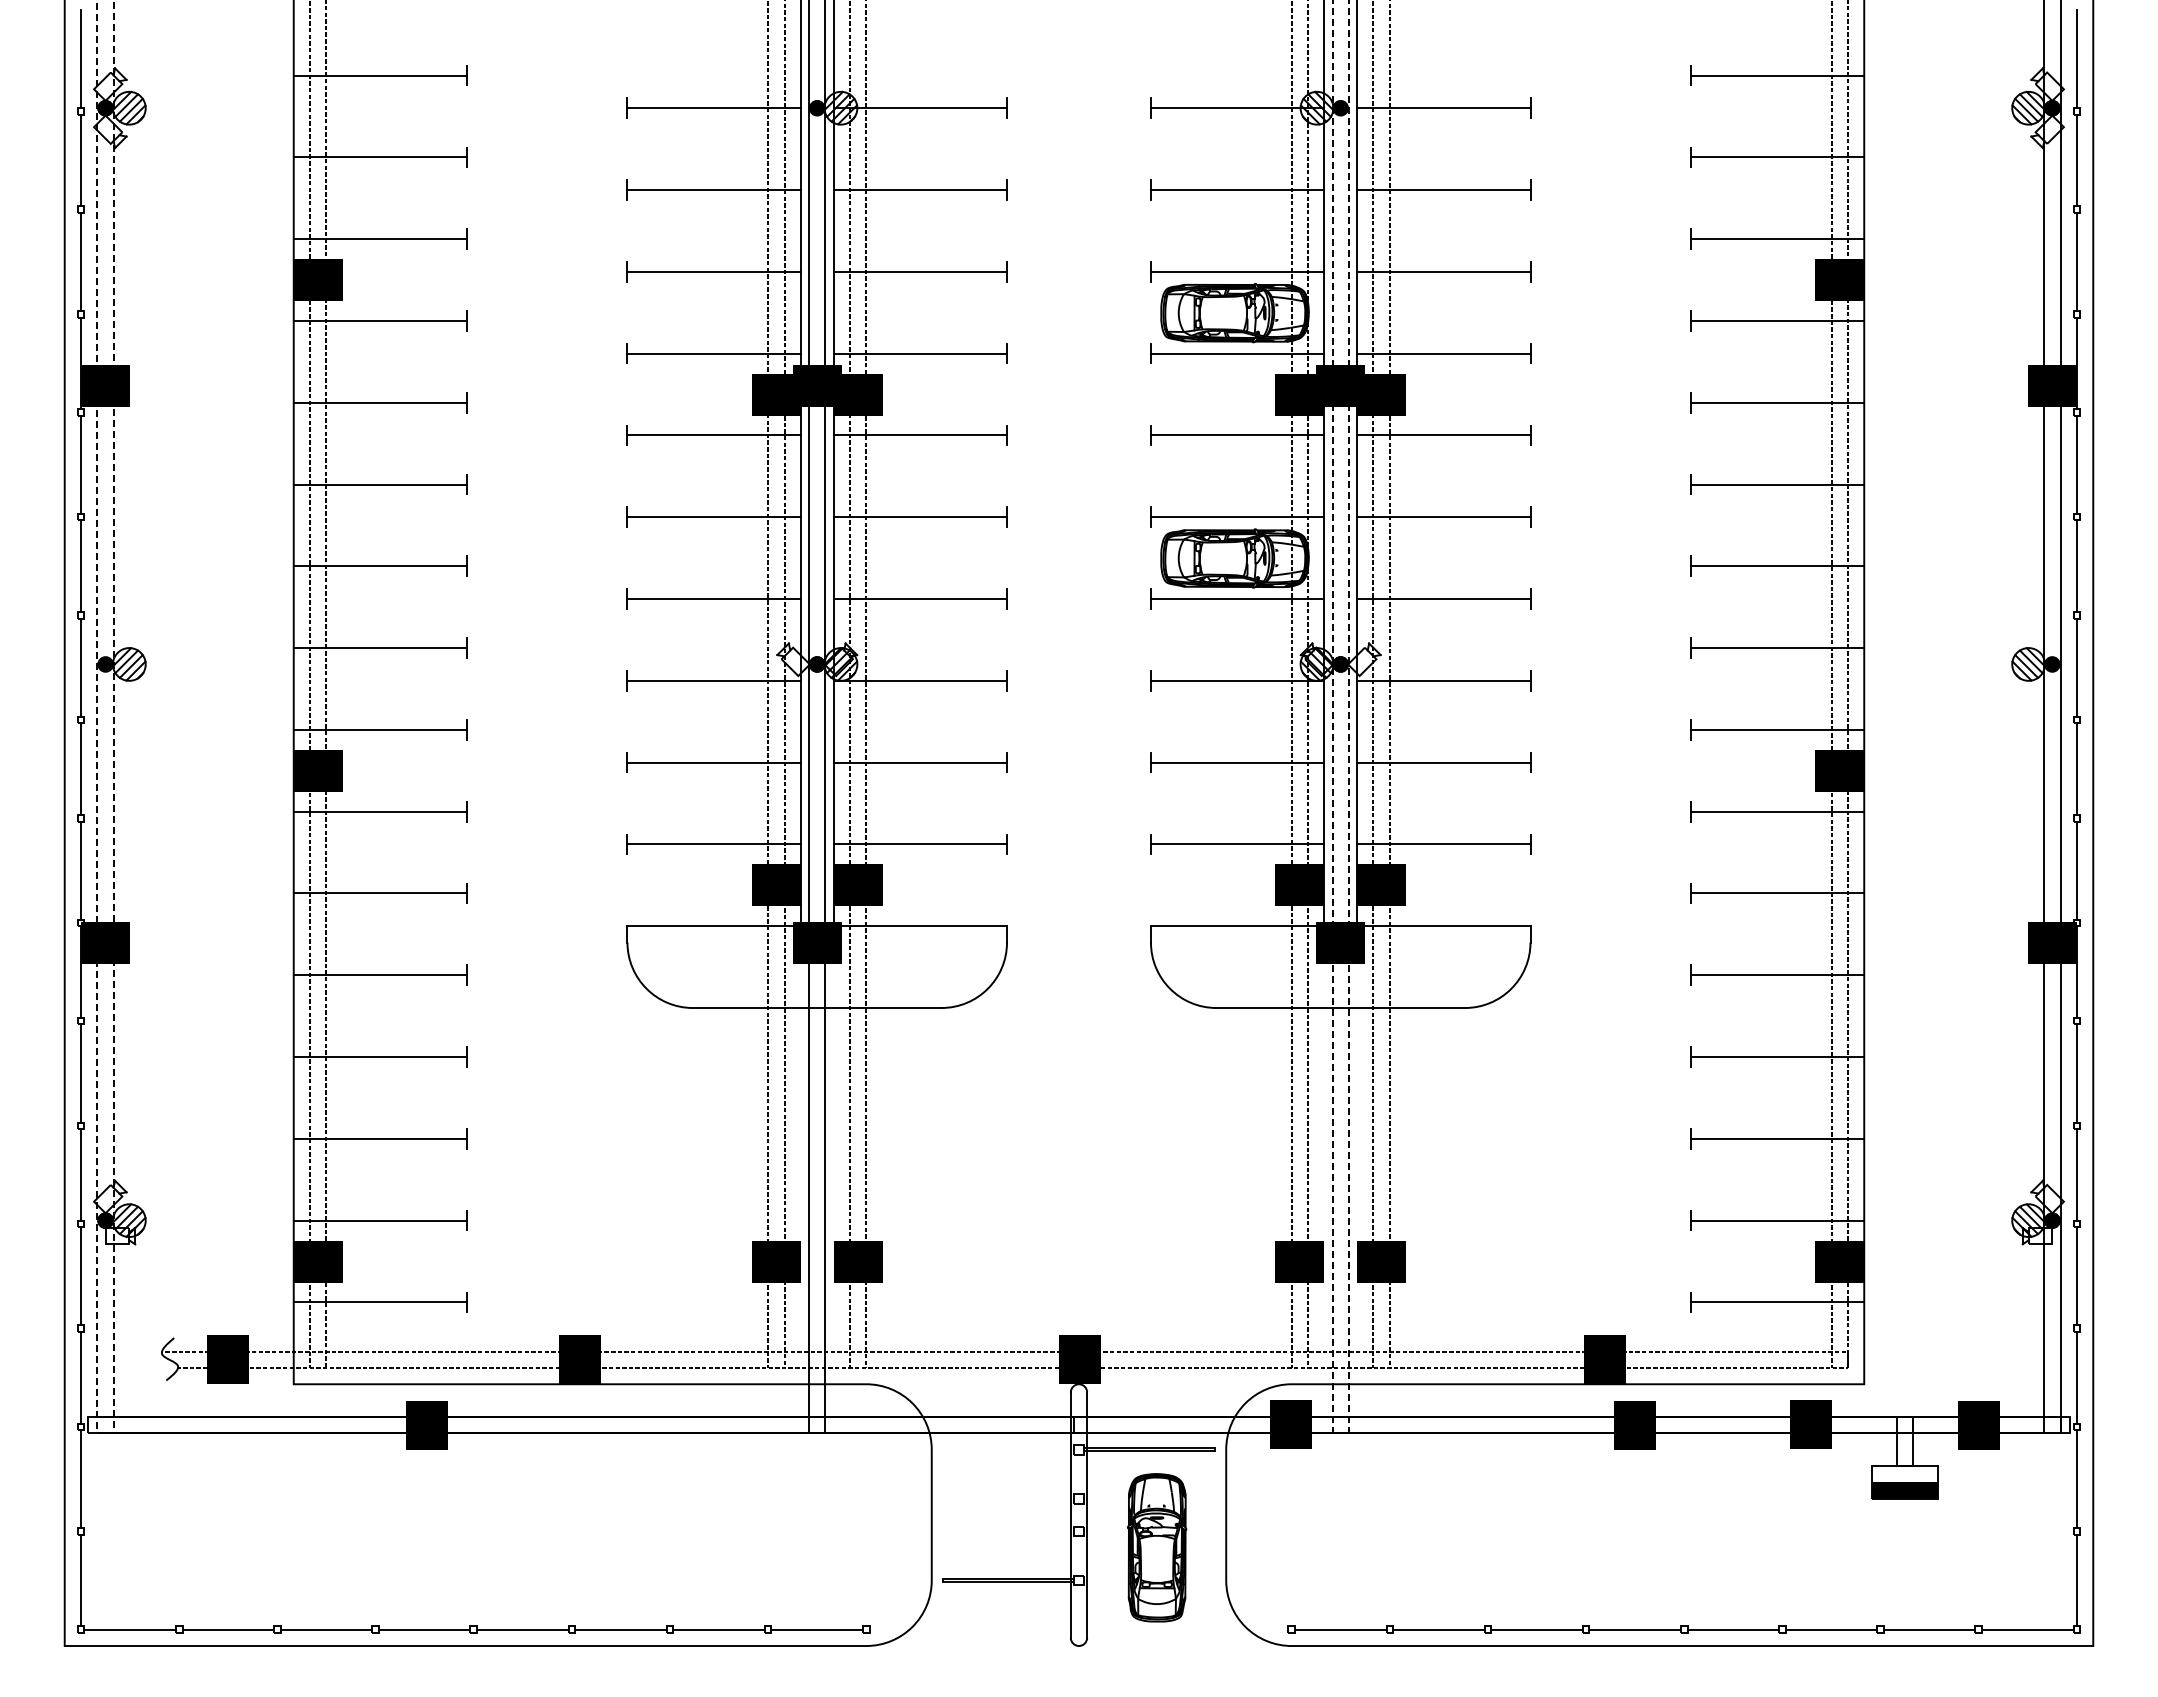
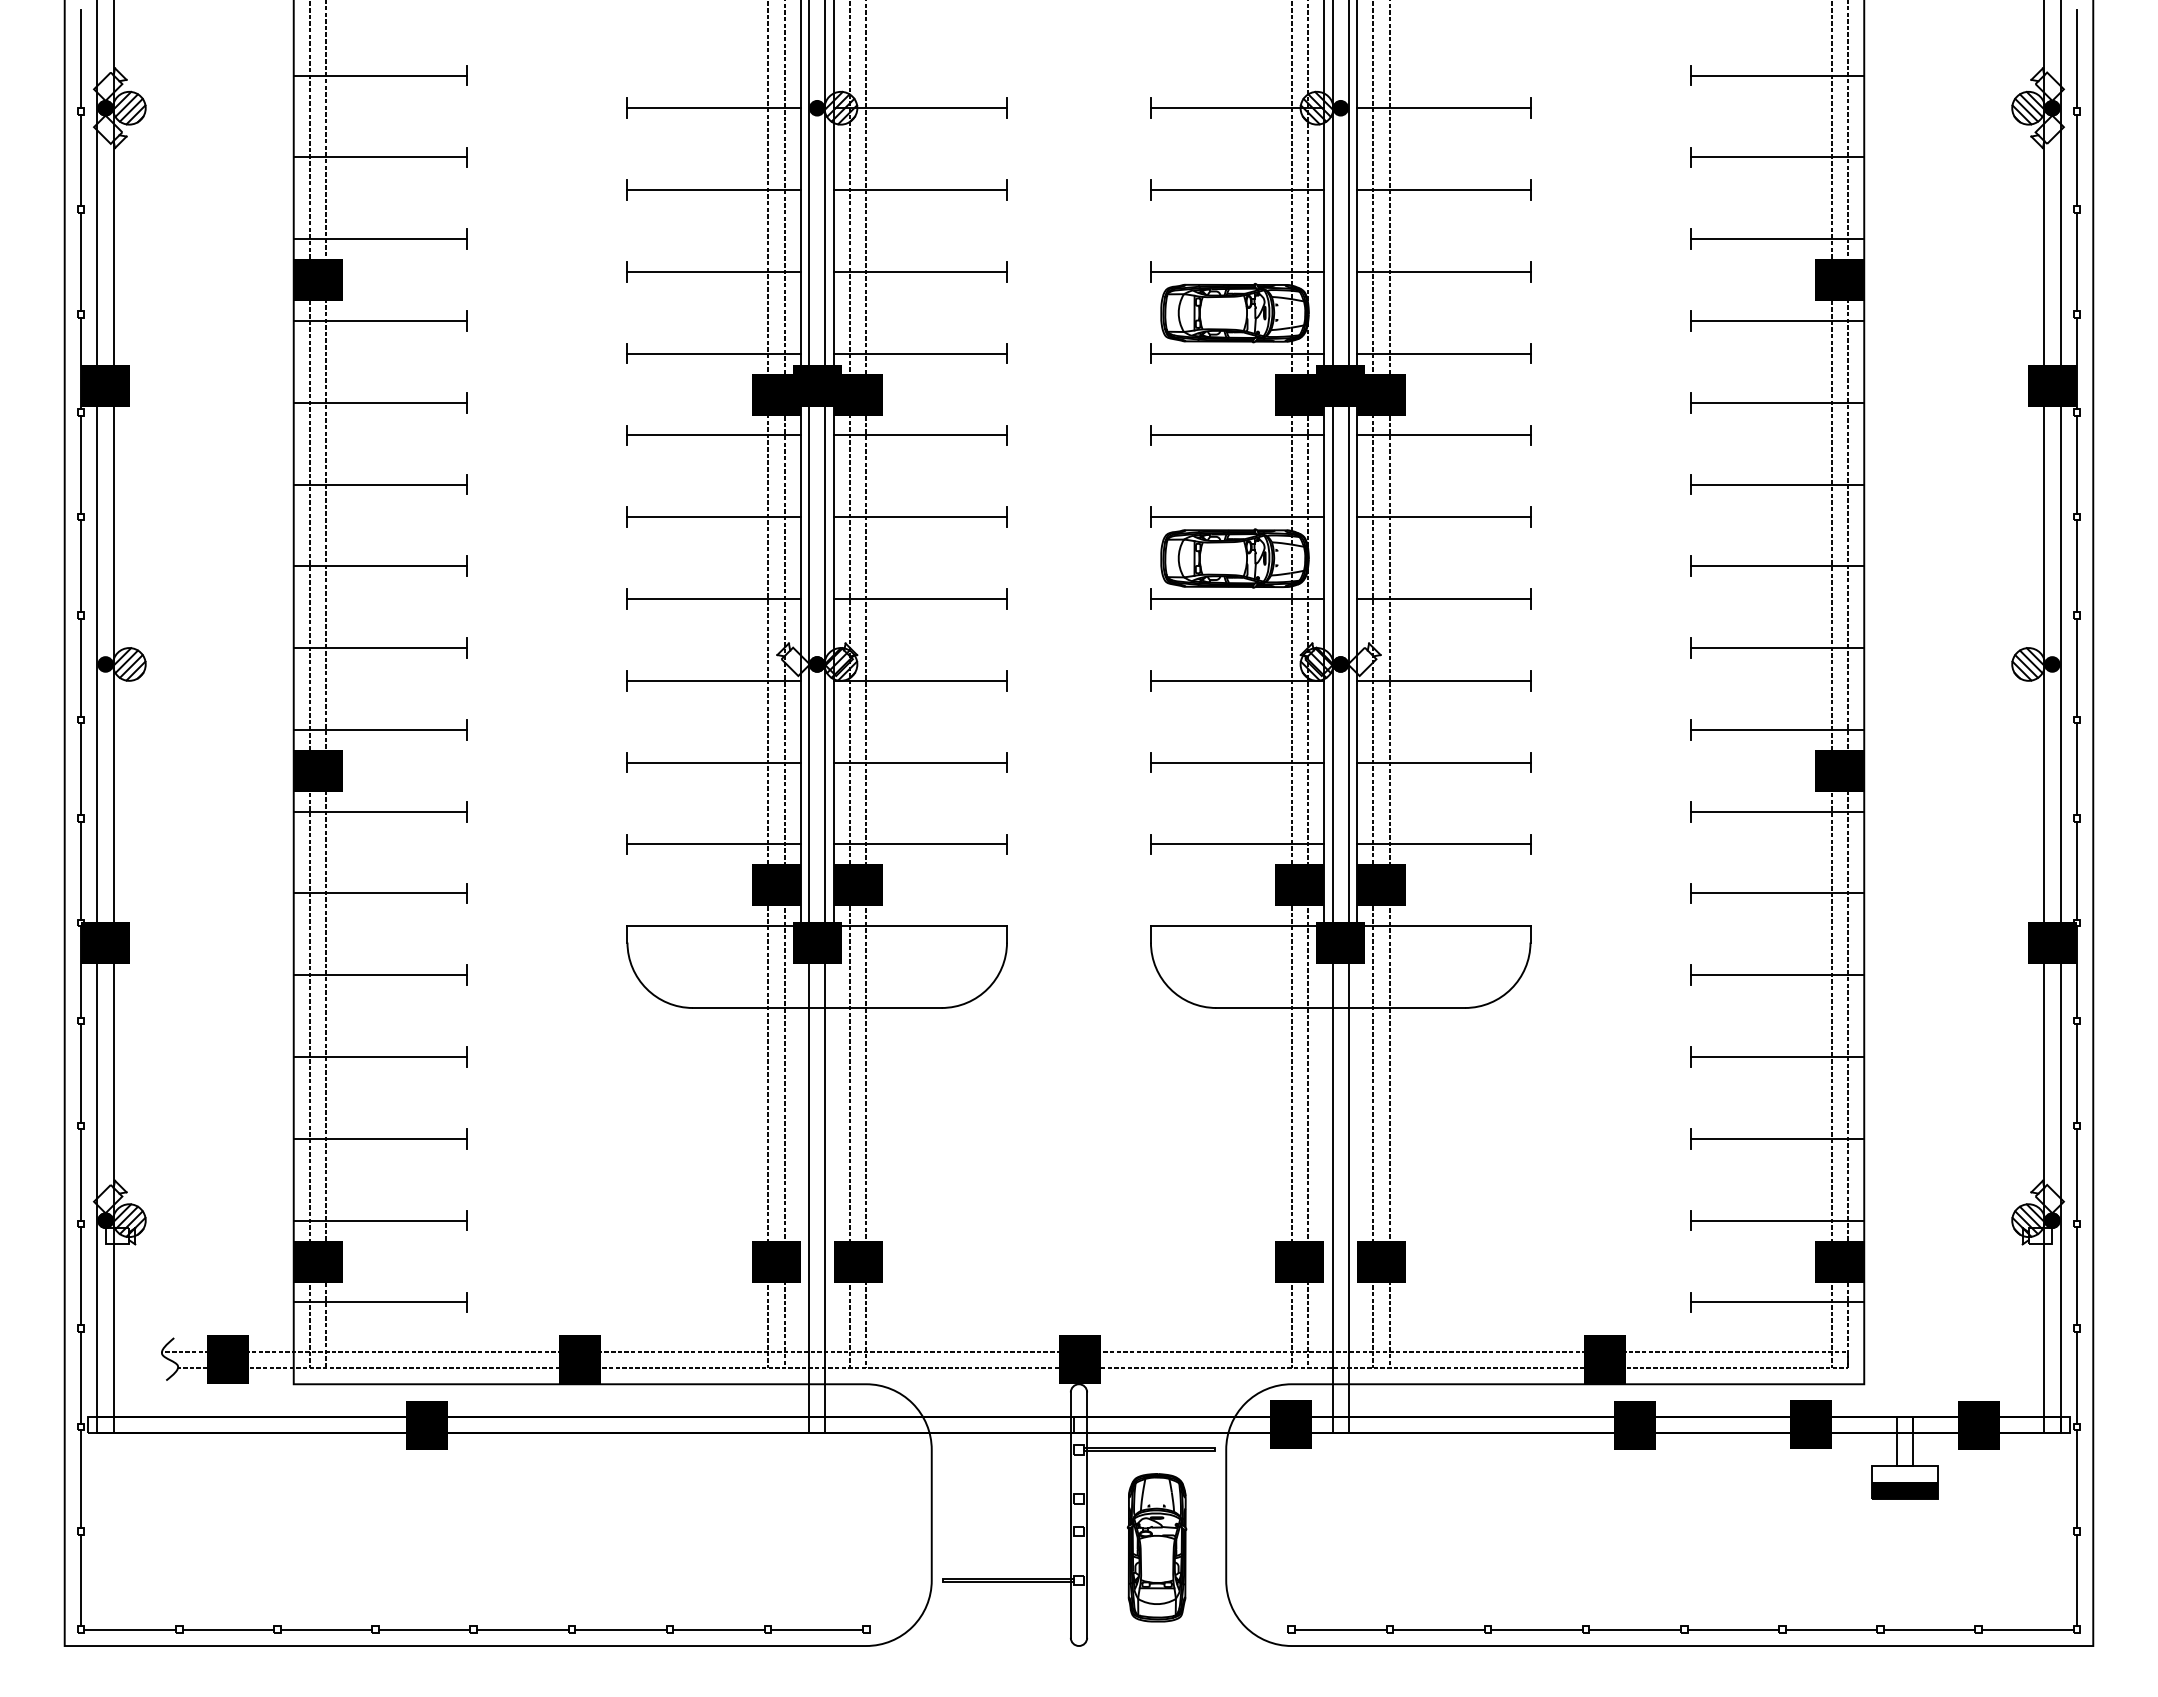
line: dashed -> solid (106, 1433)
line: dashed -> solid (1341, 1433)
